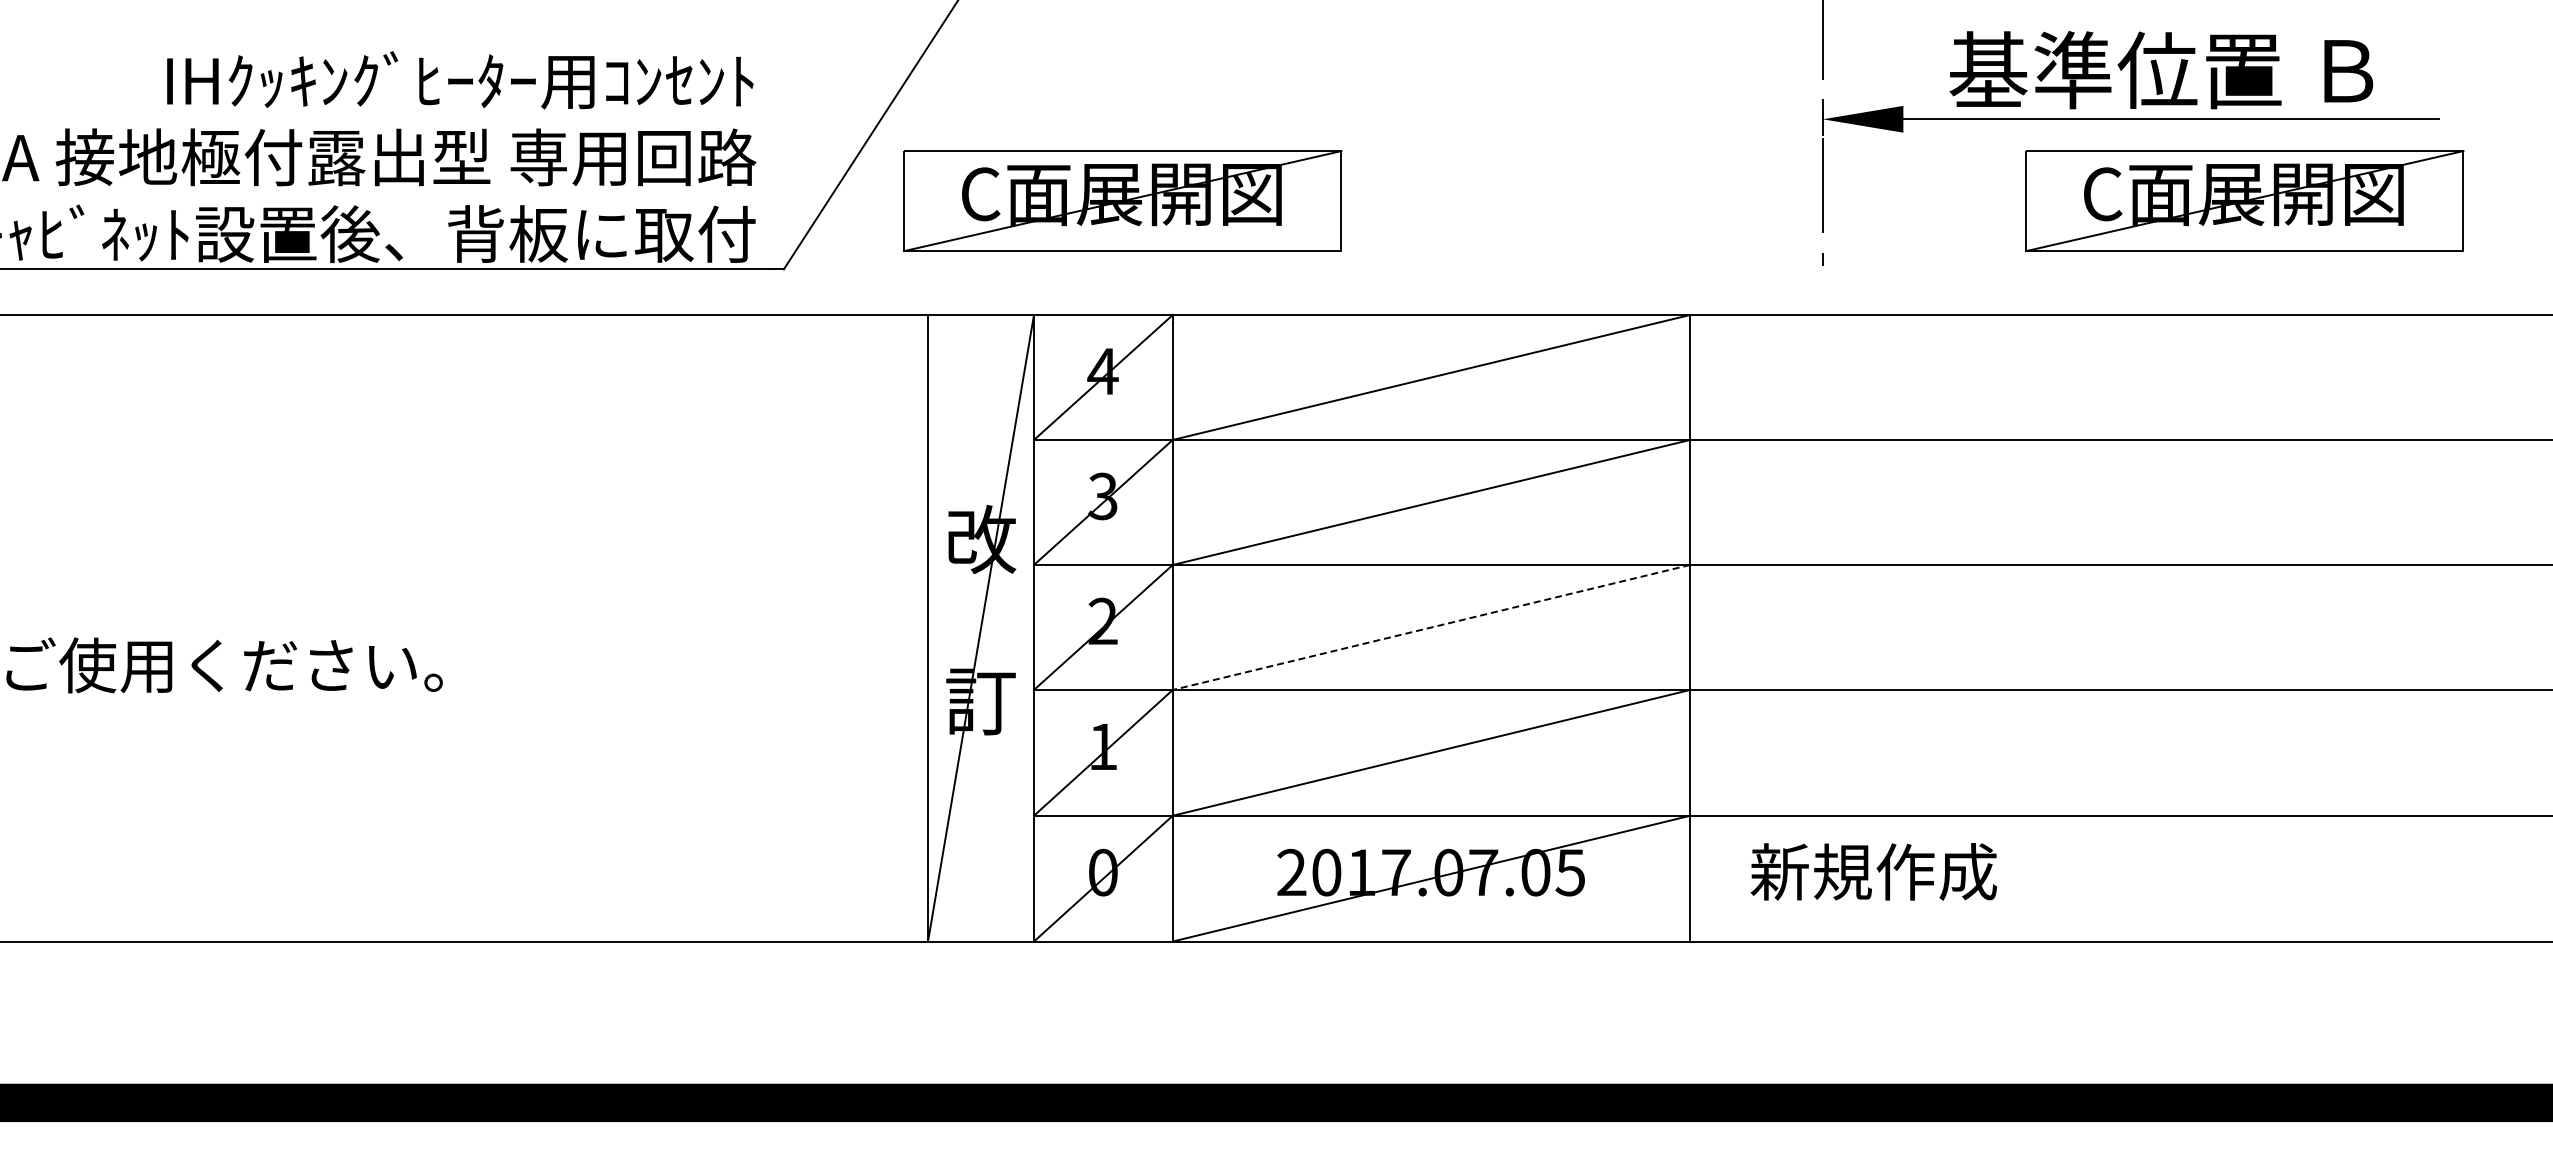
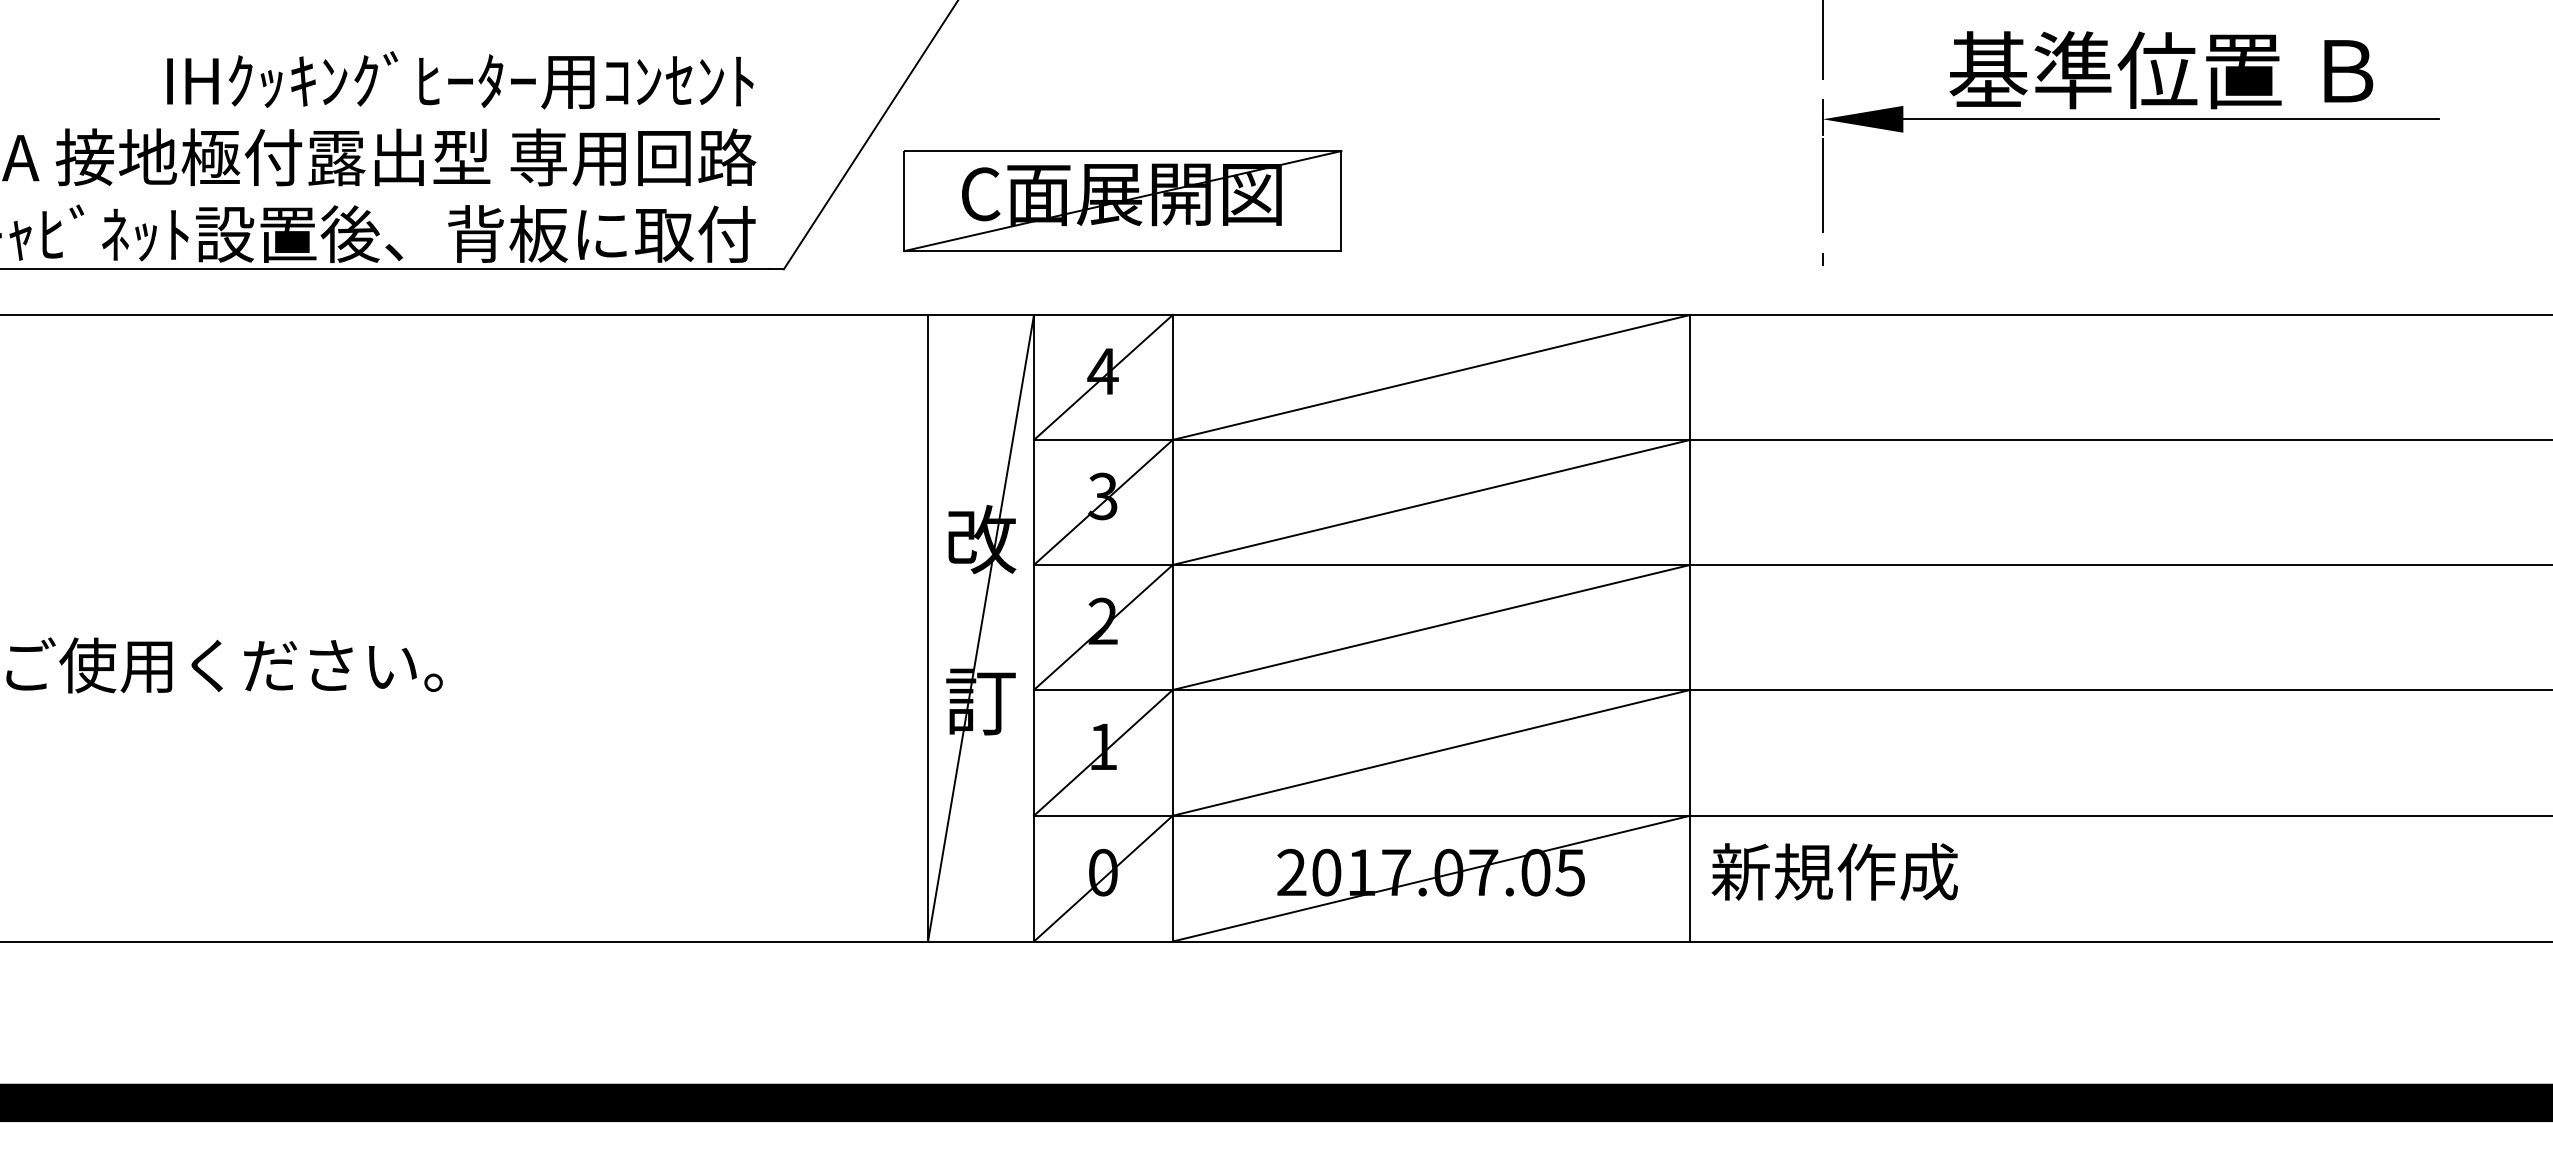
part: present -> none (2244, 200)
line: dashed -> solid (1431, 627)
text position: (1873, 871) -> (1834, 871) (1834, 871)
